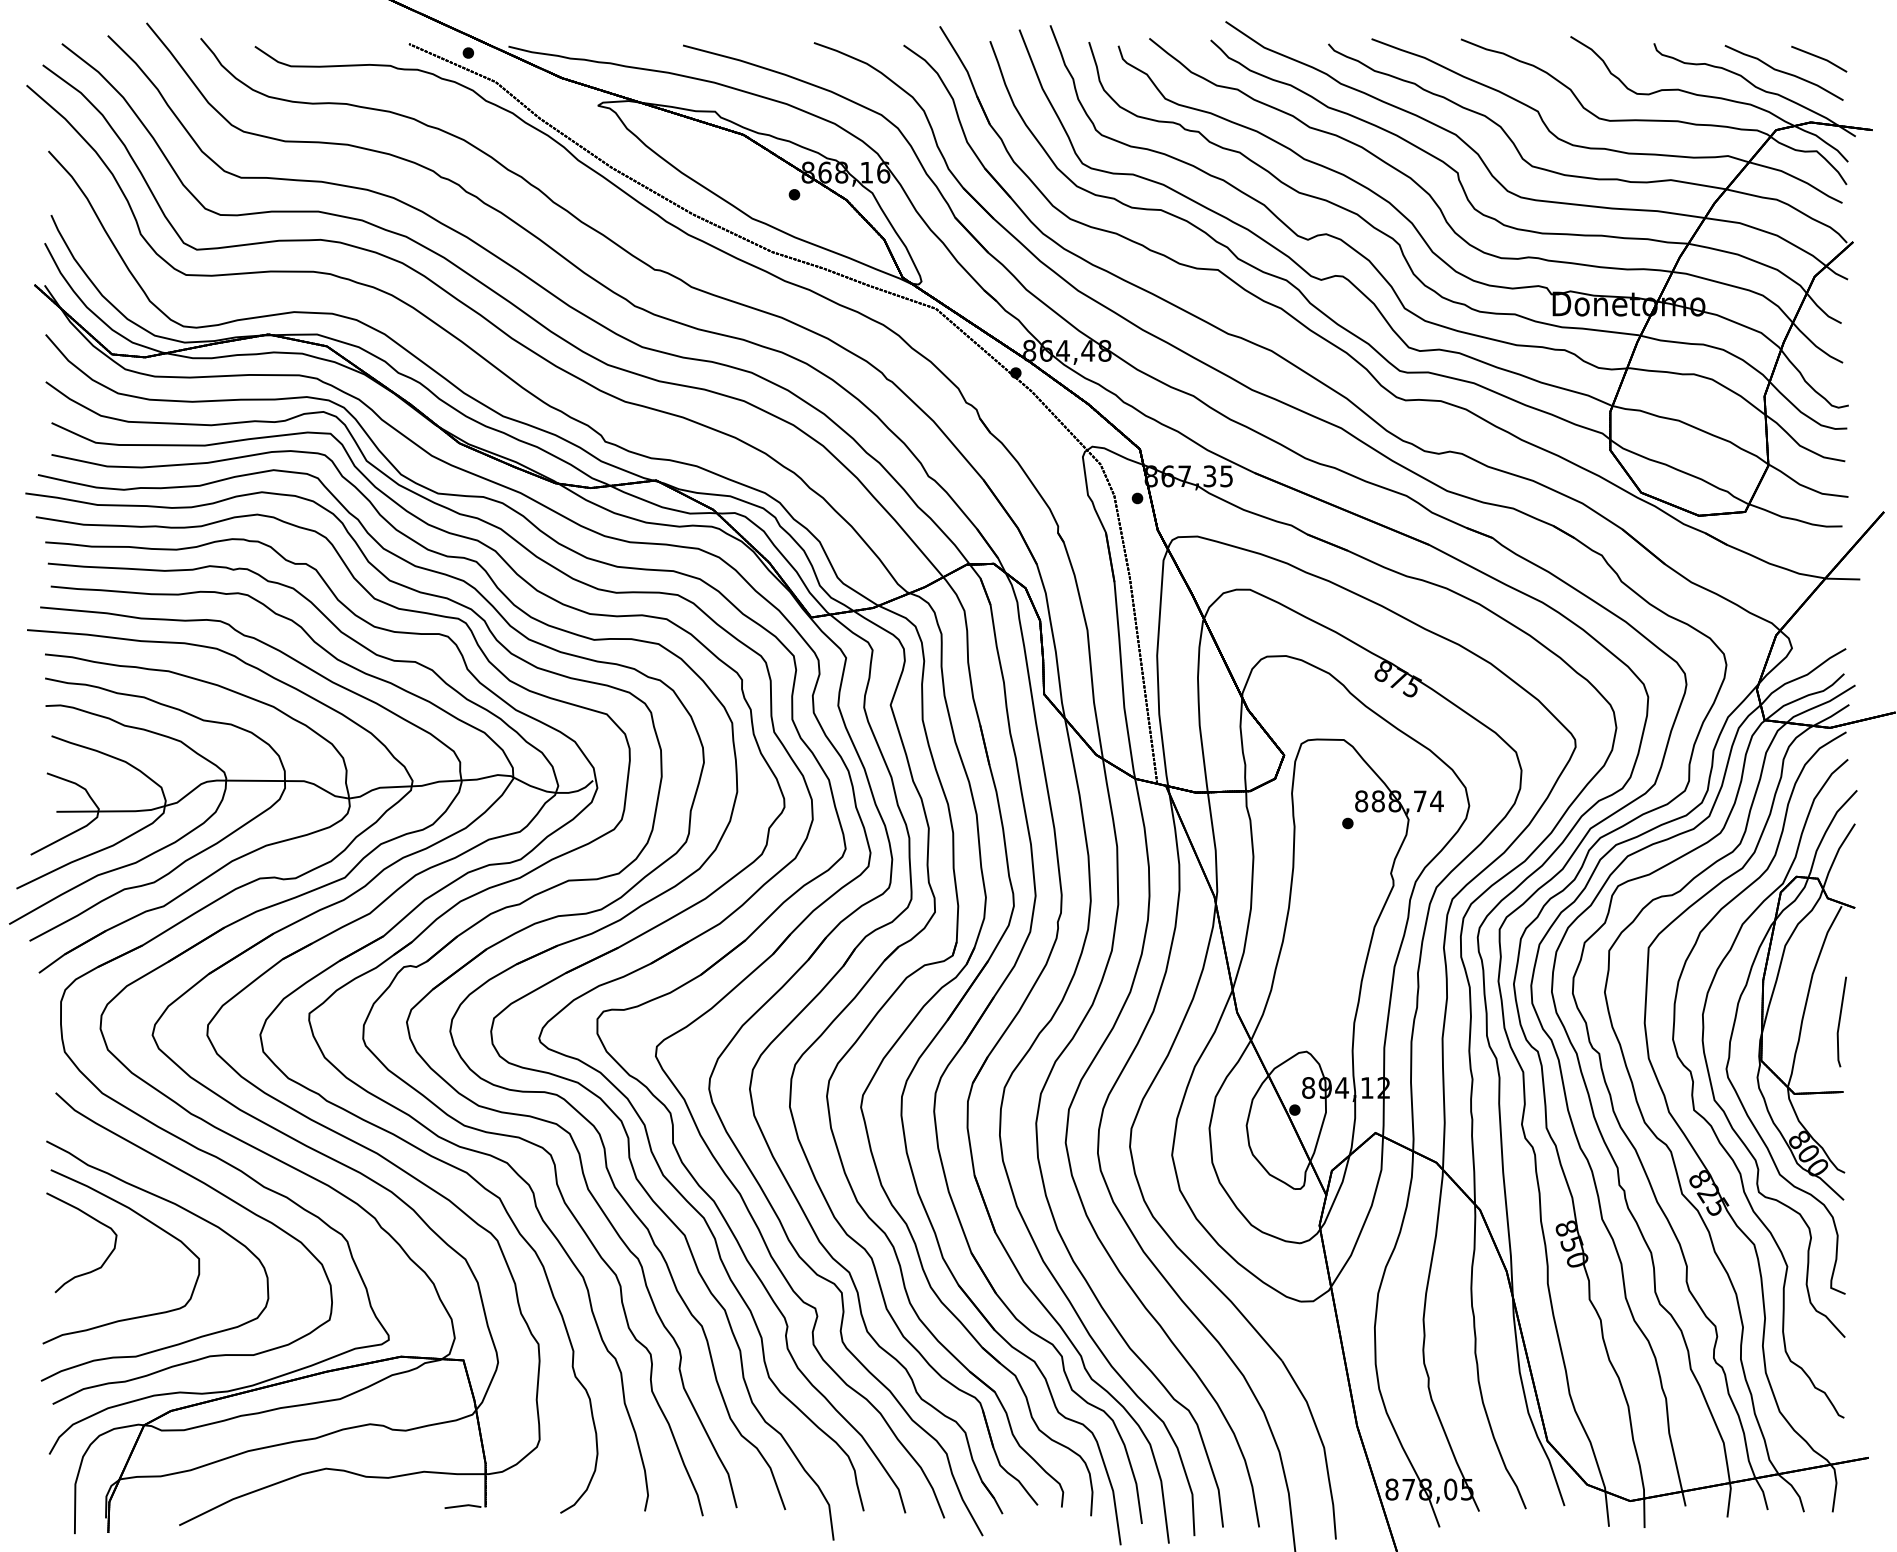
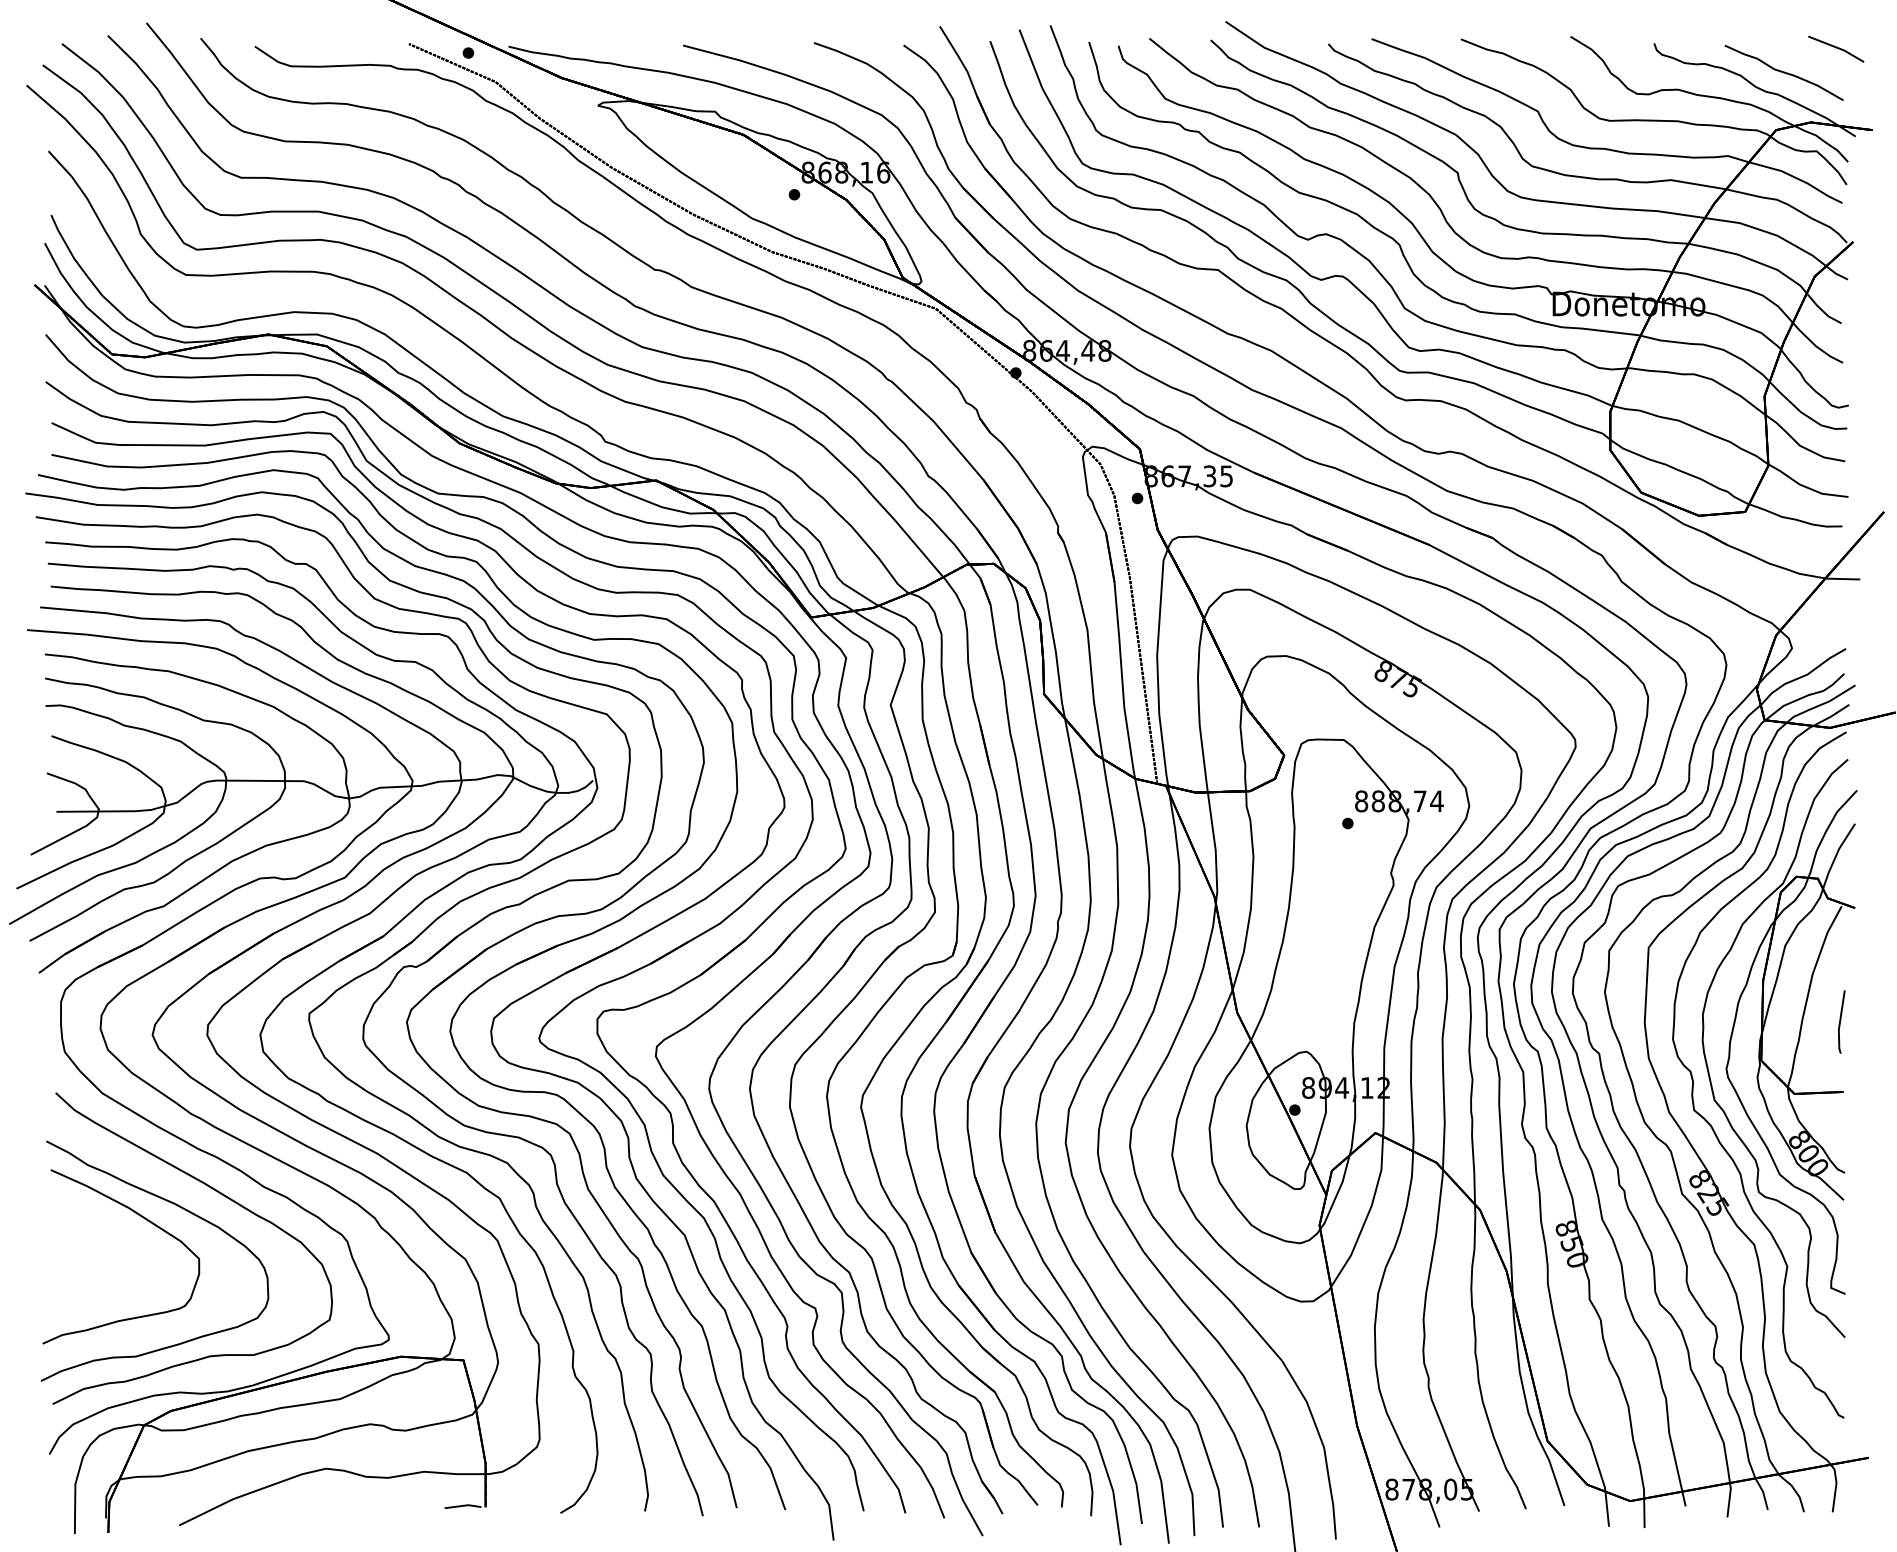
part position: (1819, 58) -> (1836, 48) (1836, 48)
part size: 11x92 px -> 8x64 px (1841, 1021)
part: present -> none (94, 1220)
